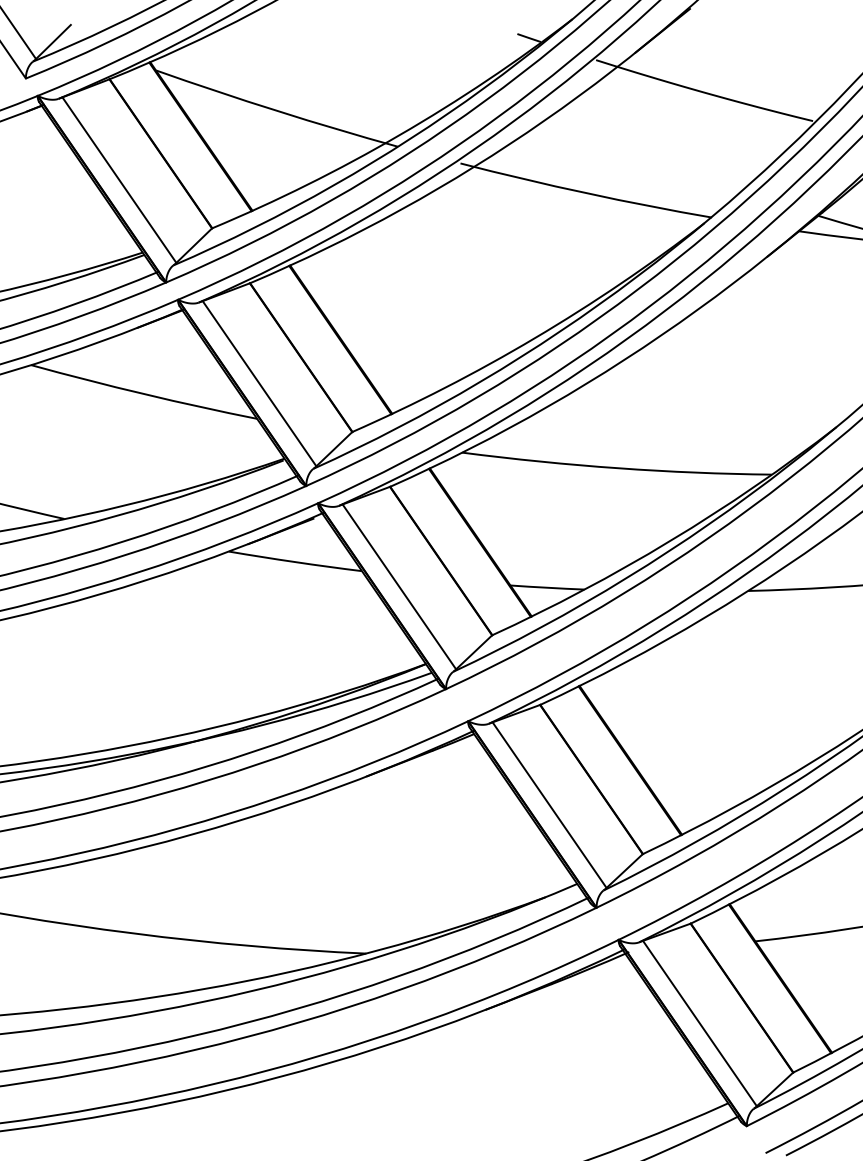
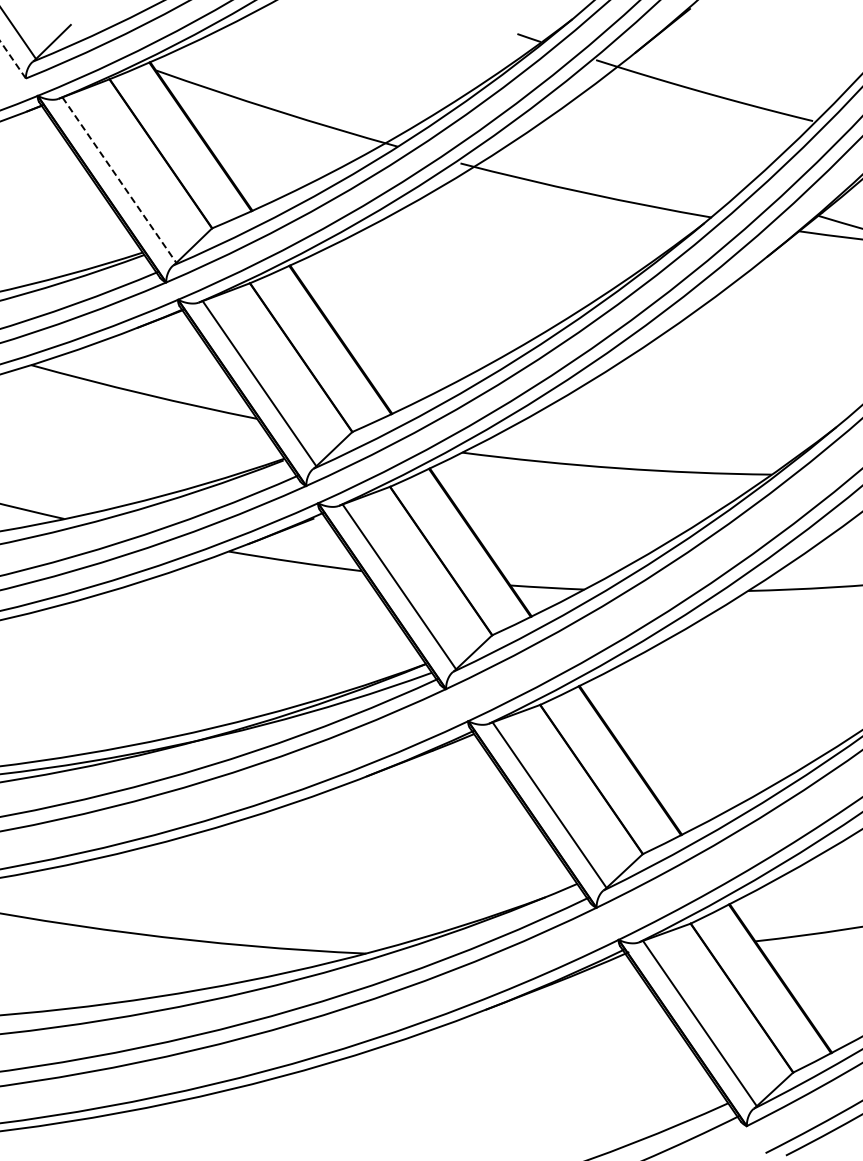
line: solid -> dashed (12, 59)
line: solid -> dashed (119, 180)
